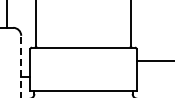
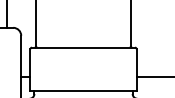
line position: (153, 60) -> (153, 76) (153, 76)
line: dashed -> solid (21, 66)
